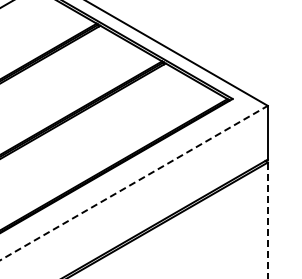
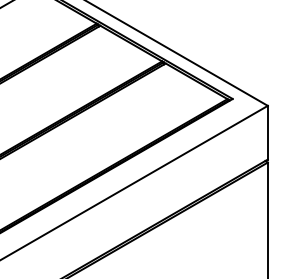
line: dashed -> solid (133, 183)
line: dashed -> solid (267, 221)
